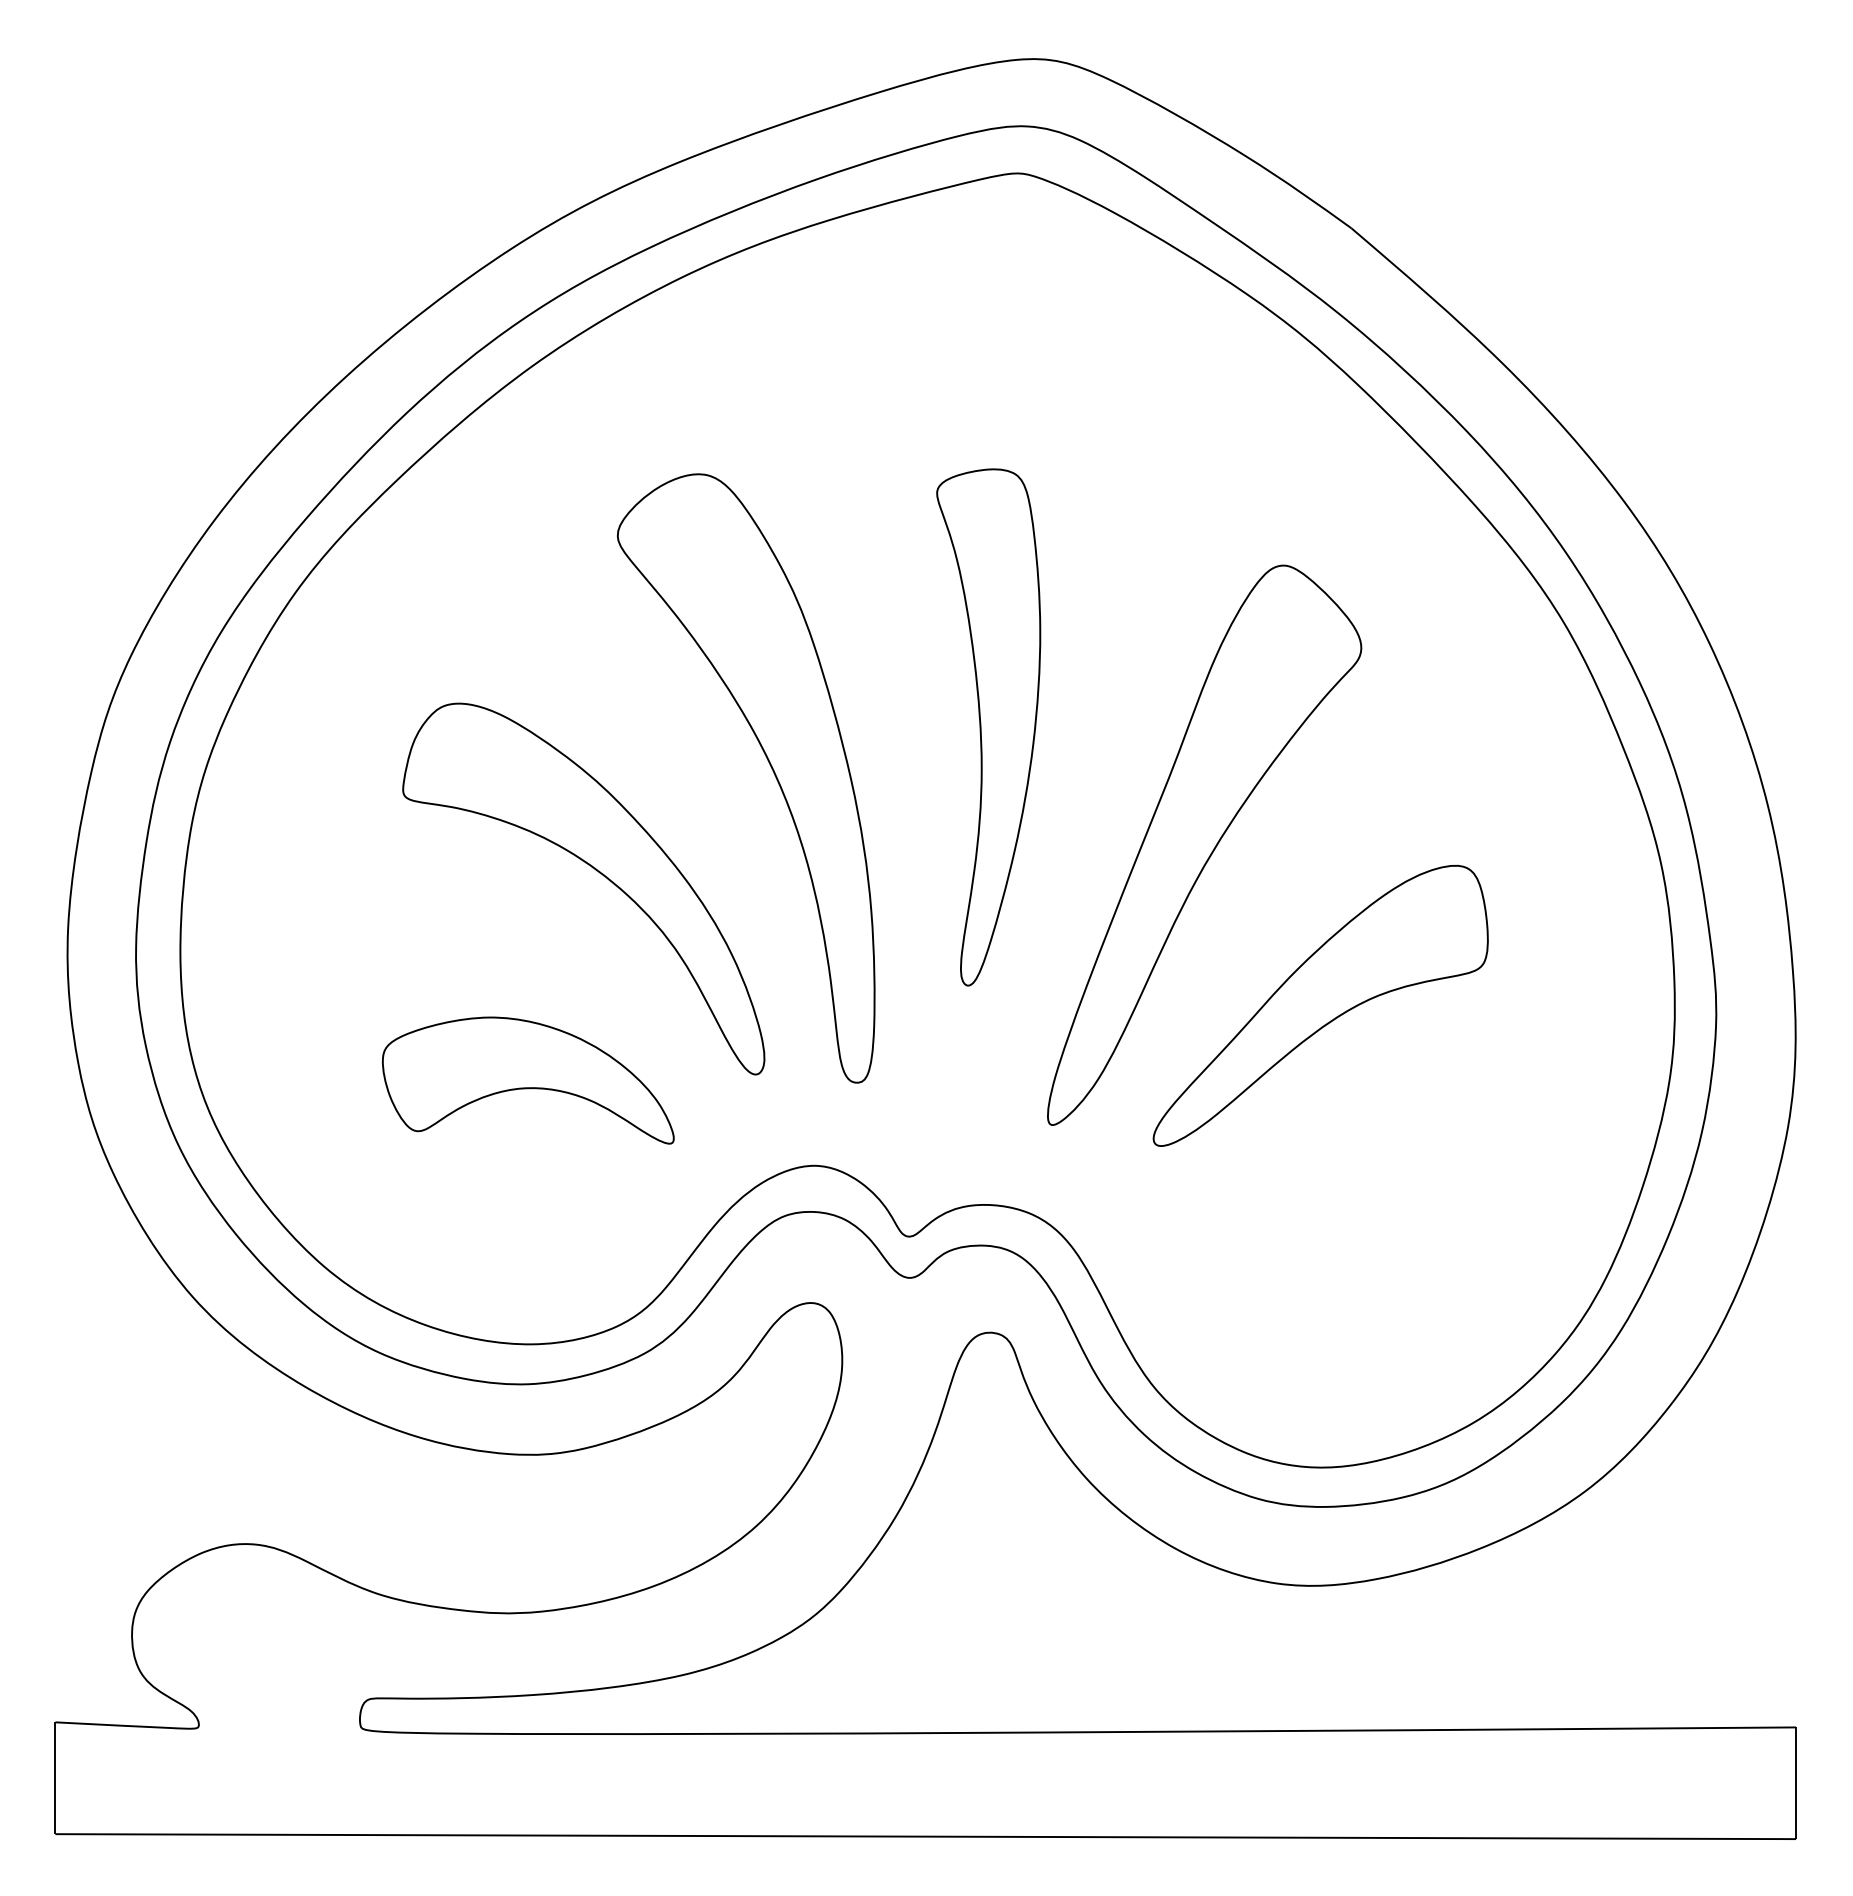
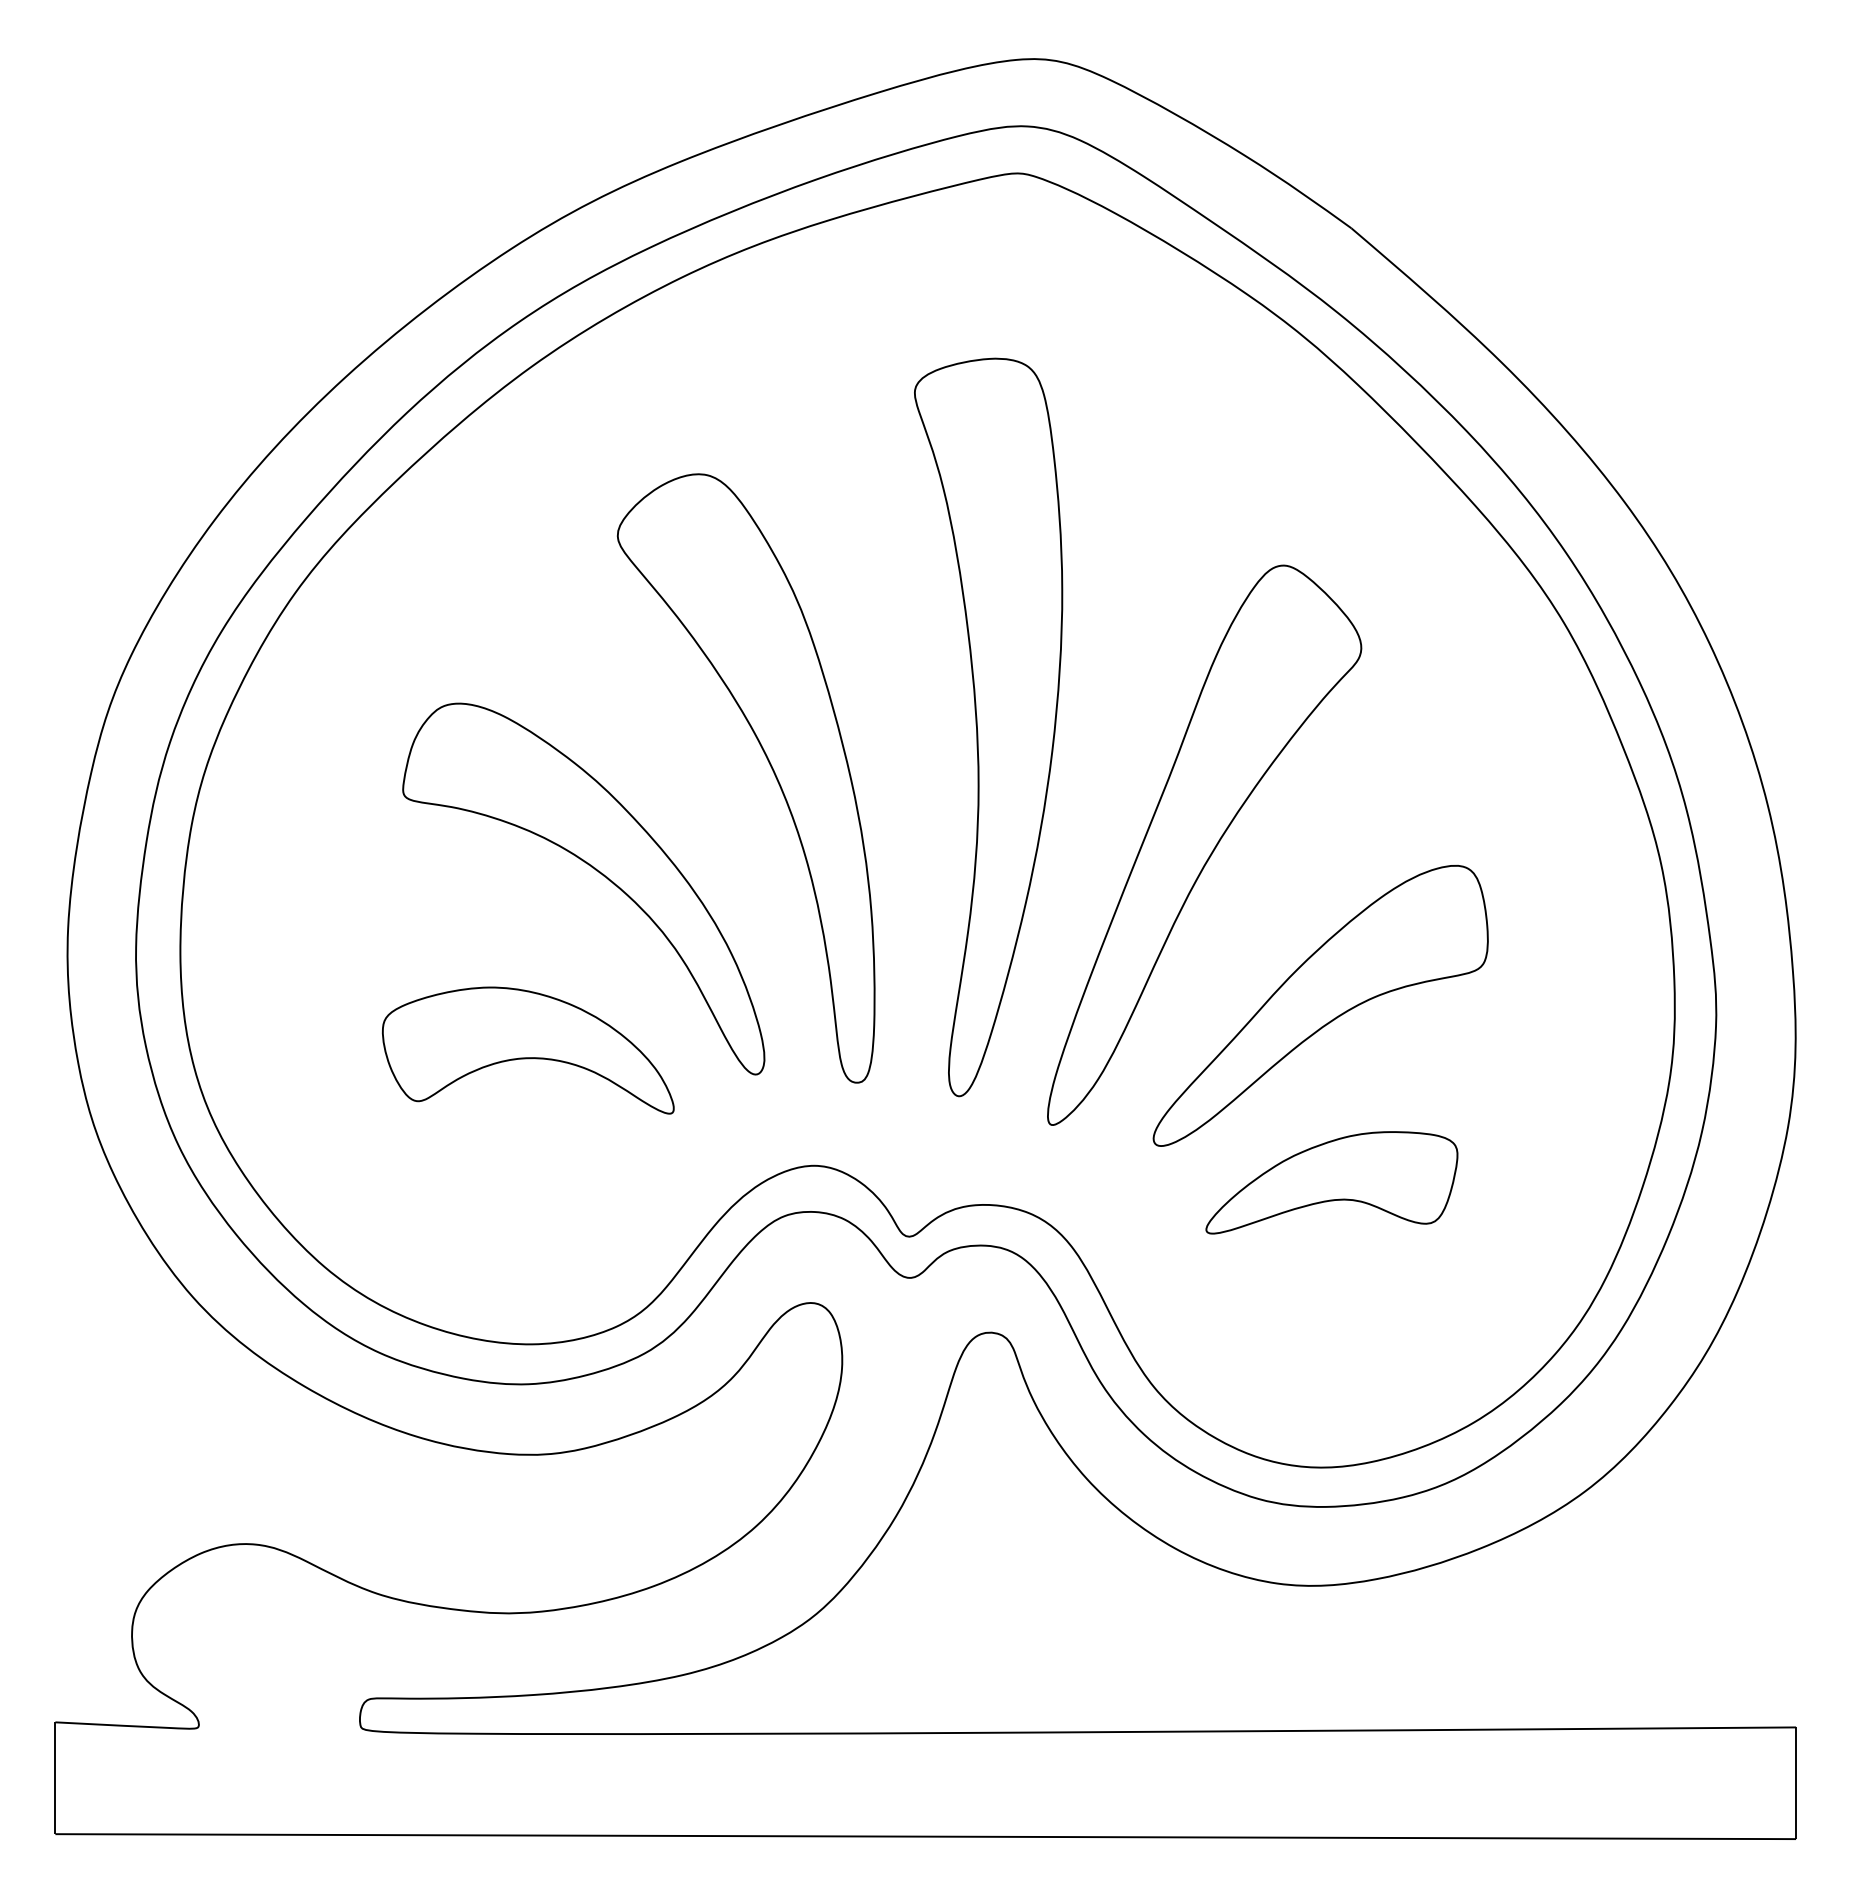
part size: 106x519 px -> 150x741 px (988, 727)
part position: (528, 1080) -> (528, 1050) (528, 1050)
part: none -> present (1331, 1182)
